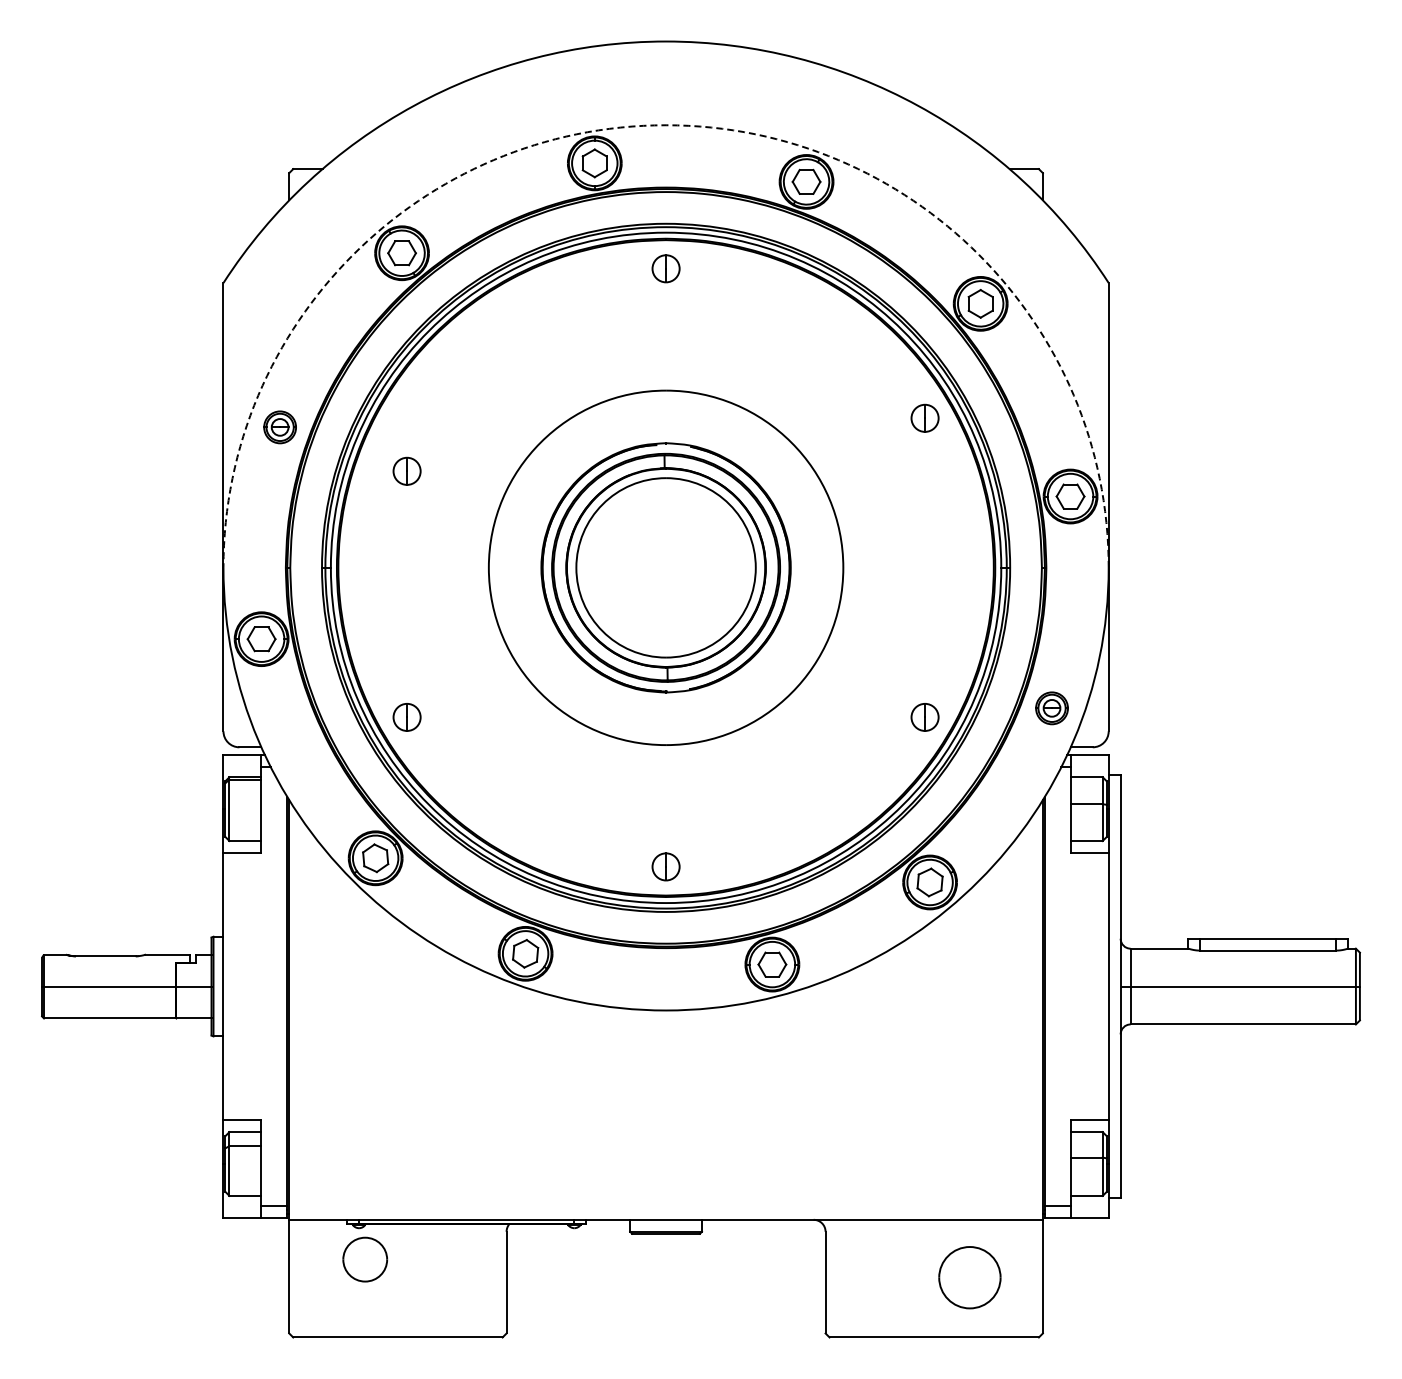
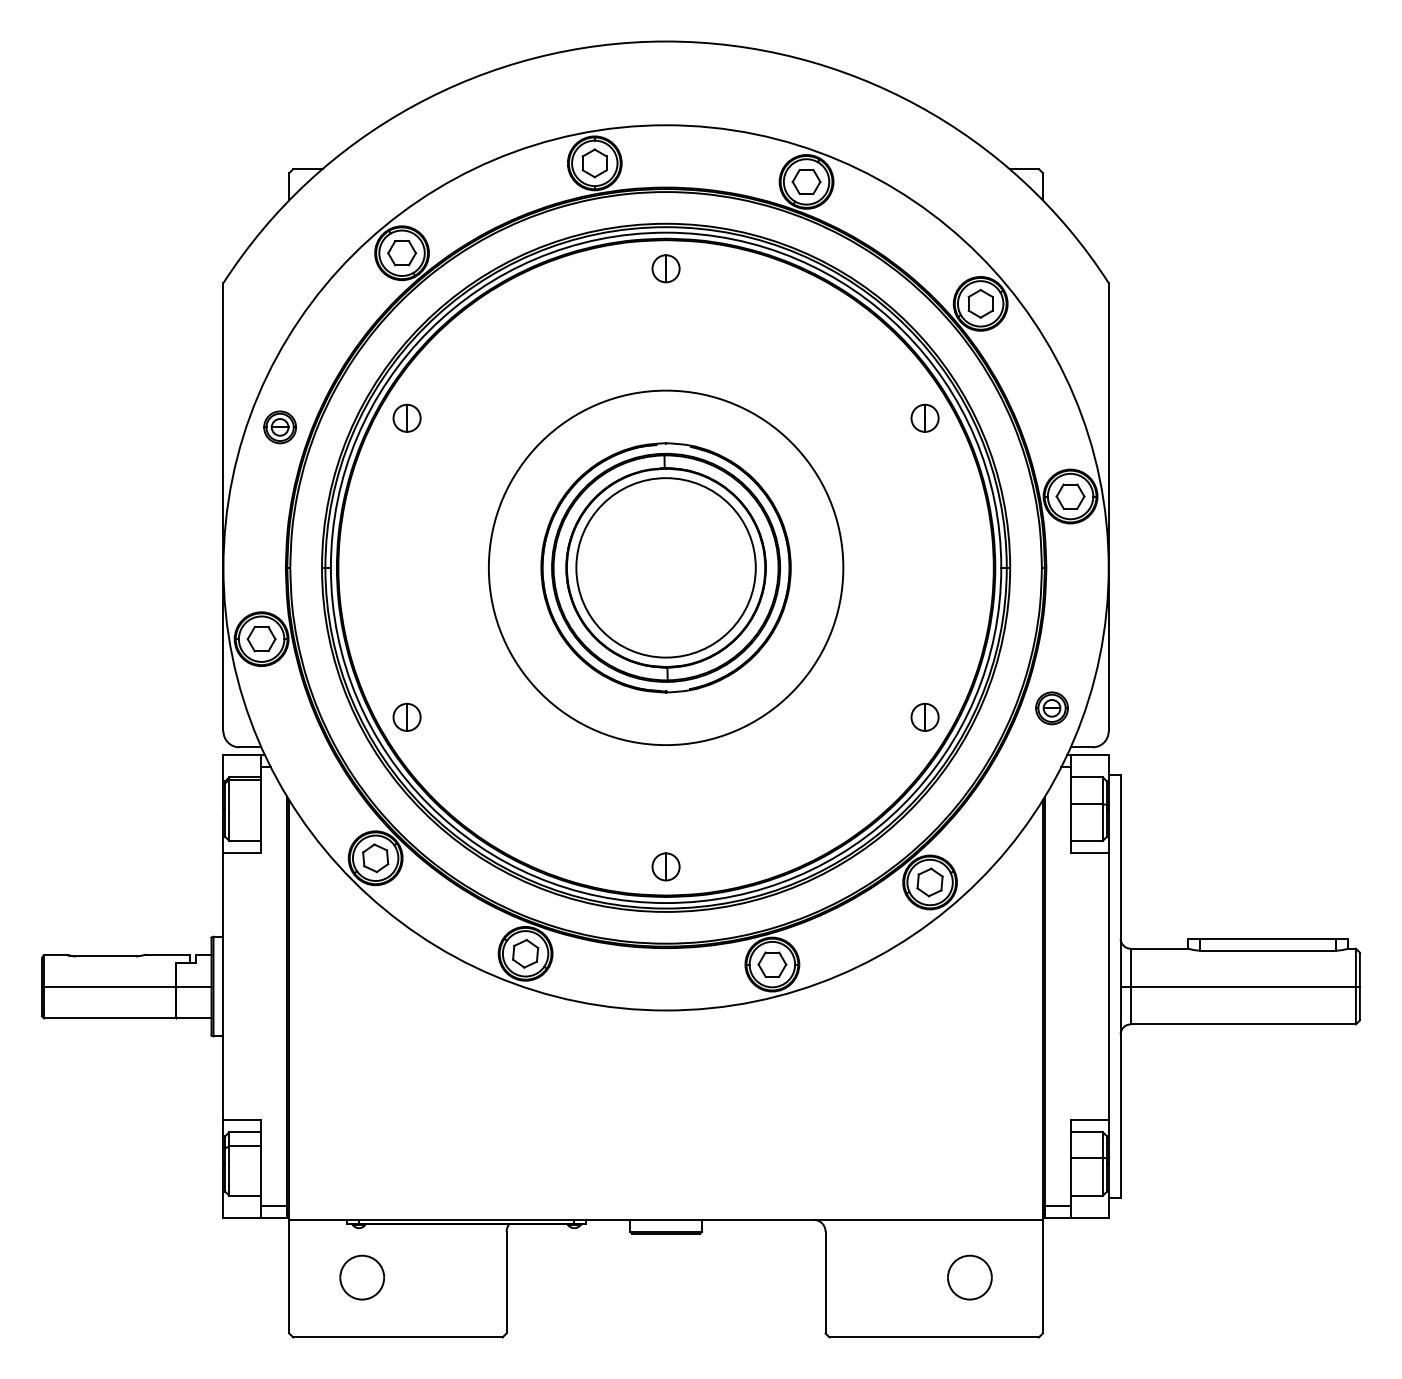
arc: dashed -> solid (666, 125)
part position: (406, 470) -> (406, 417) (406, 417)
part position: (365, 1259) -> (362, 1277) (362, 1277)
part size: 64x64 px -> 46x47 px (969, 1277)
